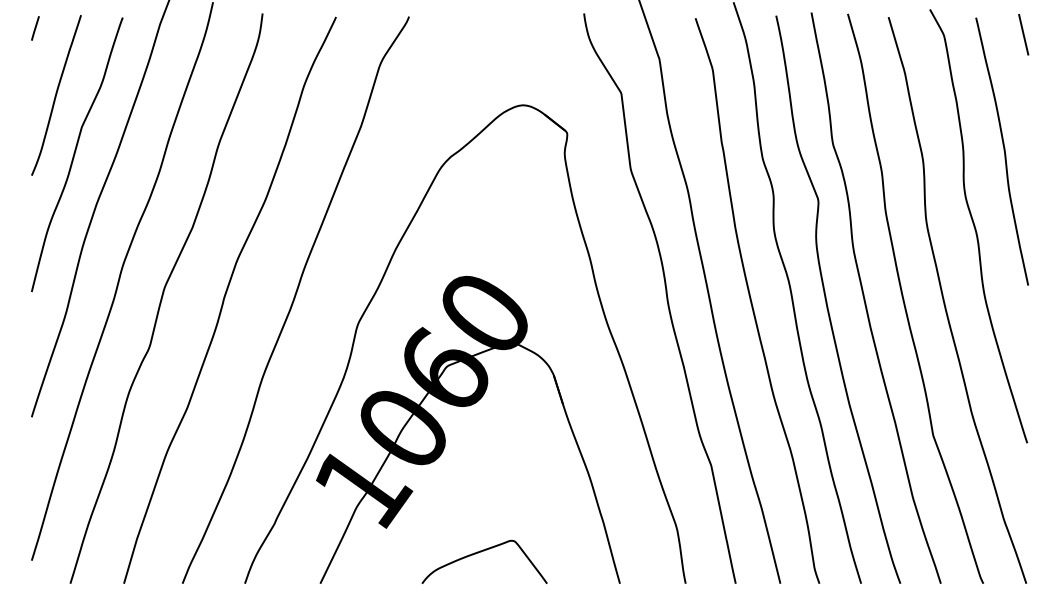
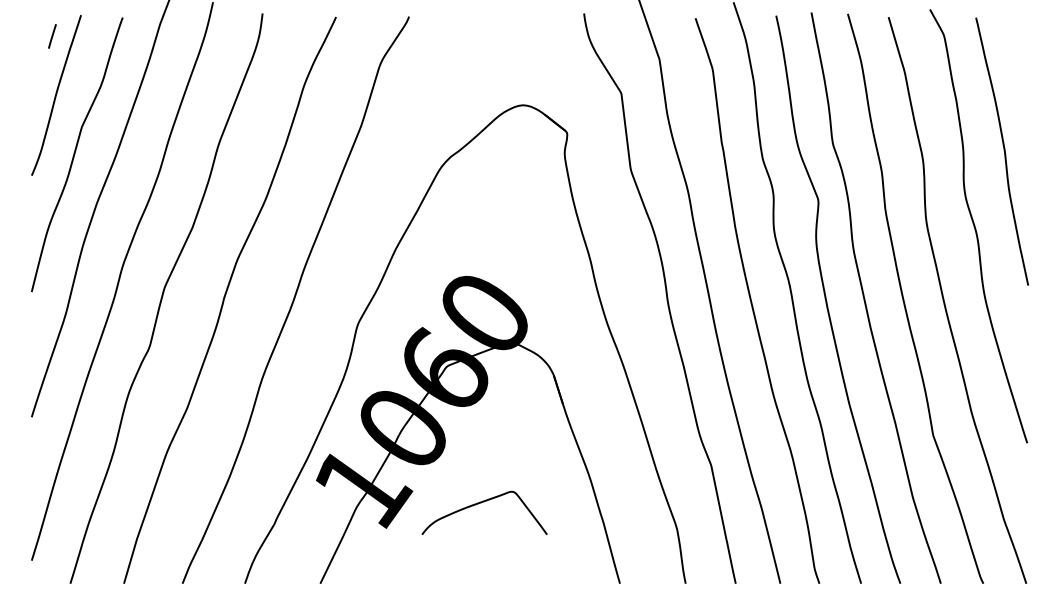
line position: (35, 28) -> (52, 36) (52, 36)
line: present -> none (1023, 34)
curve position: (481, 552) -> (481, 503) (481, 503)
